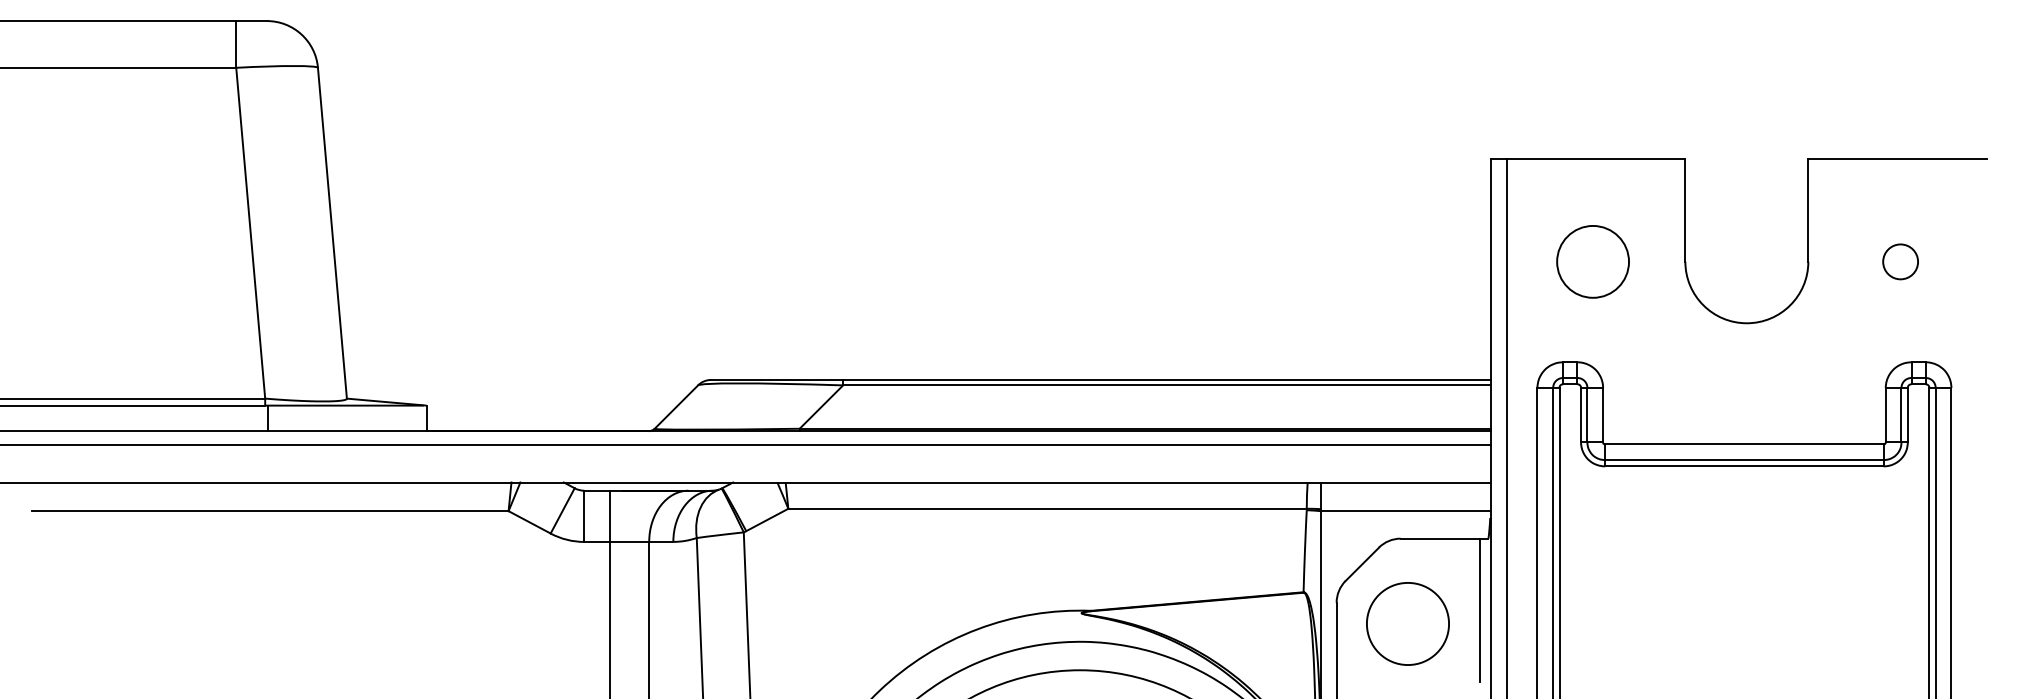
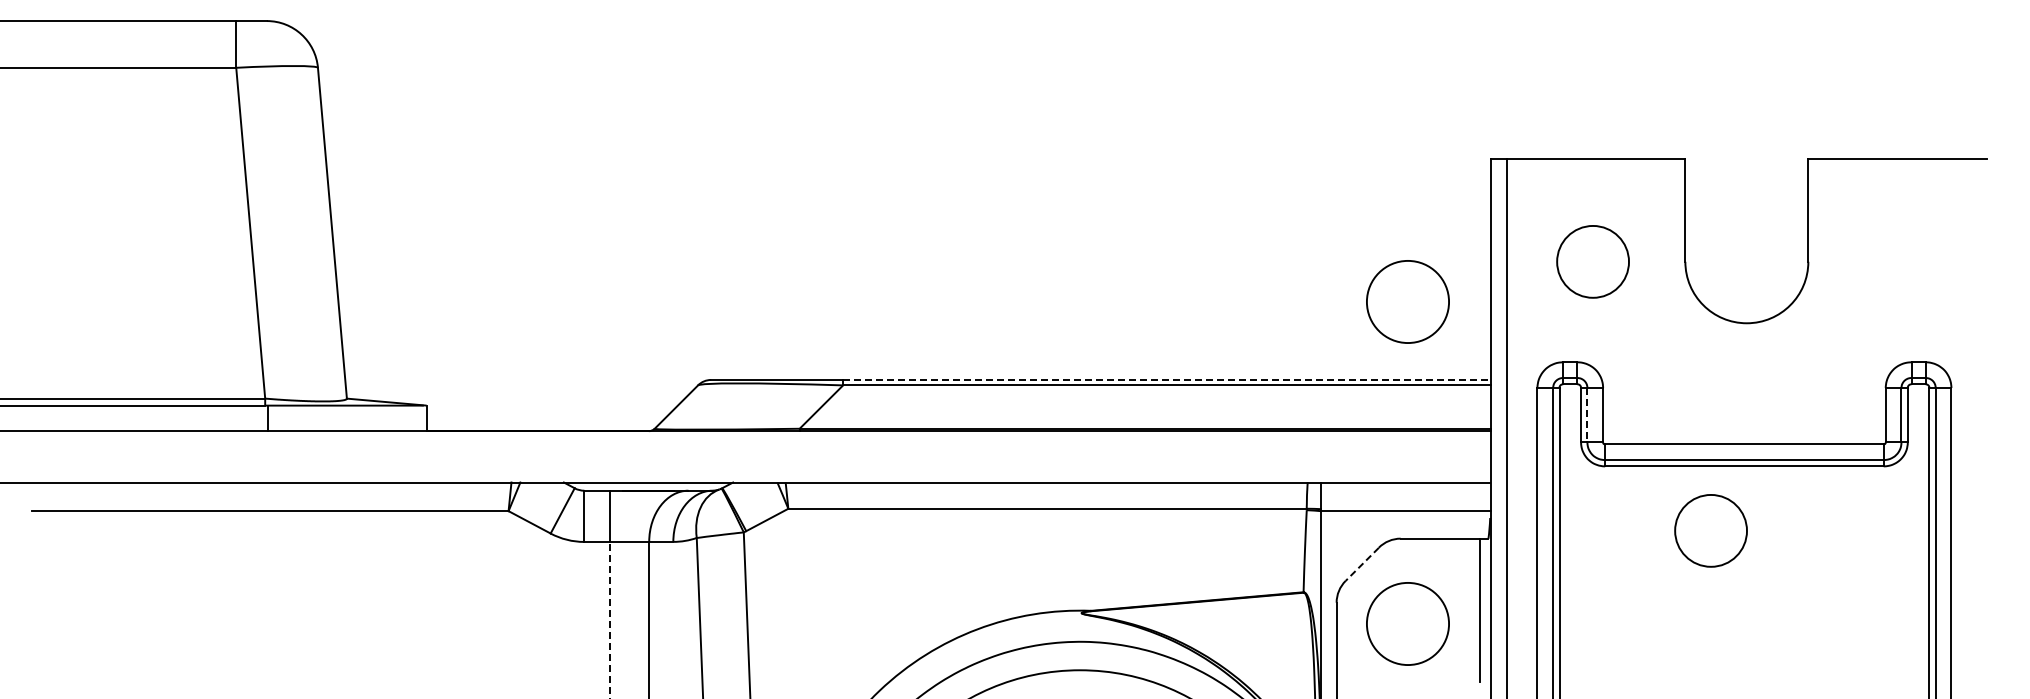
circle: present -> none (1900, 261)
circle: none -> present (1407, 301)
line: solid -> dashed (1166, 379)
line: solid -> dashed (1587, 415)
line: present -> none (746, 444)
circle: none -> present (1710, 530)
line: solid -> dashed (1361, 564)
line: solid -> dashed (609, 619)
